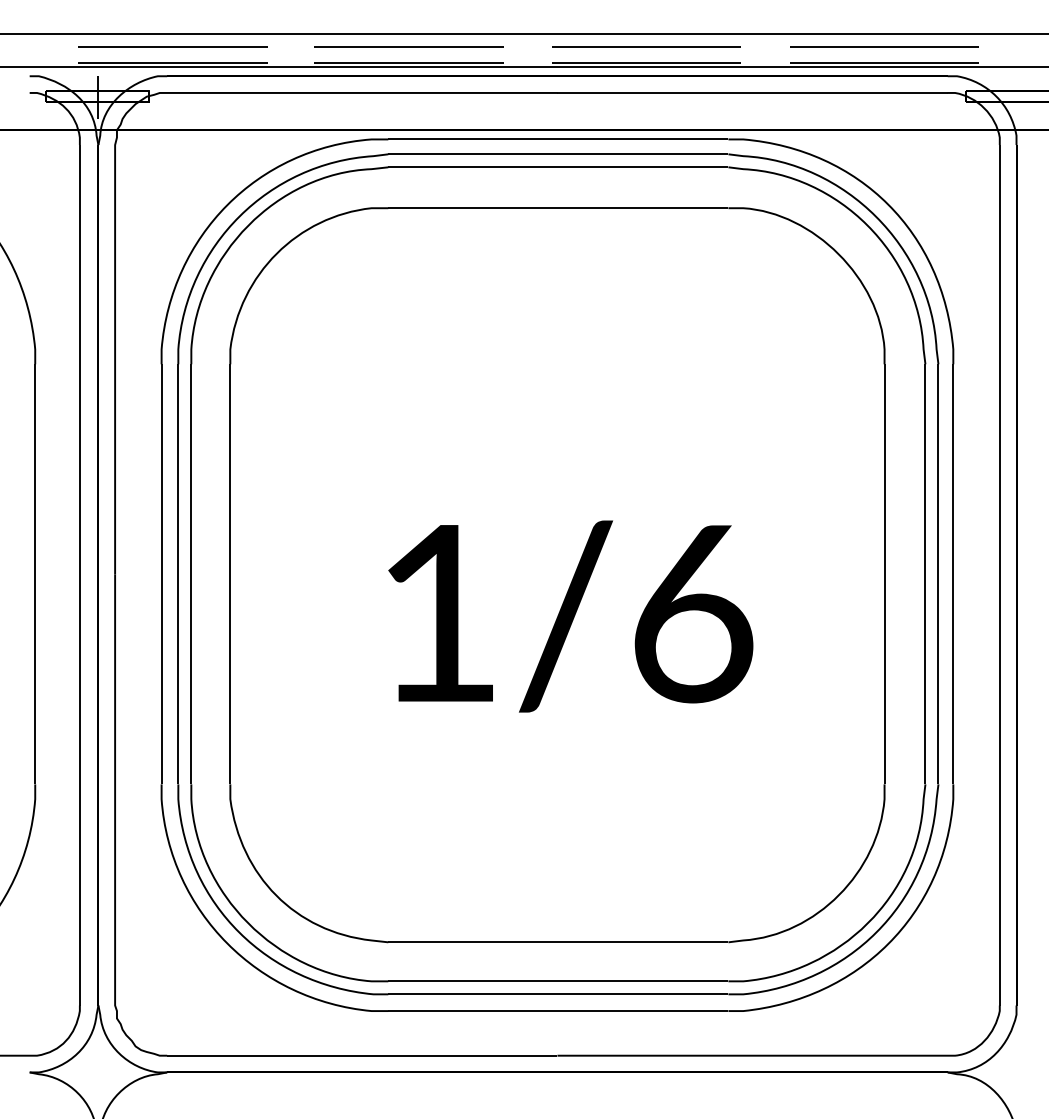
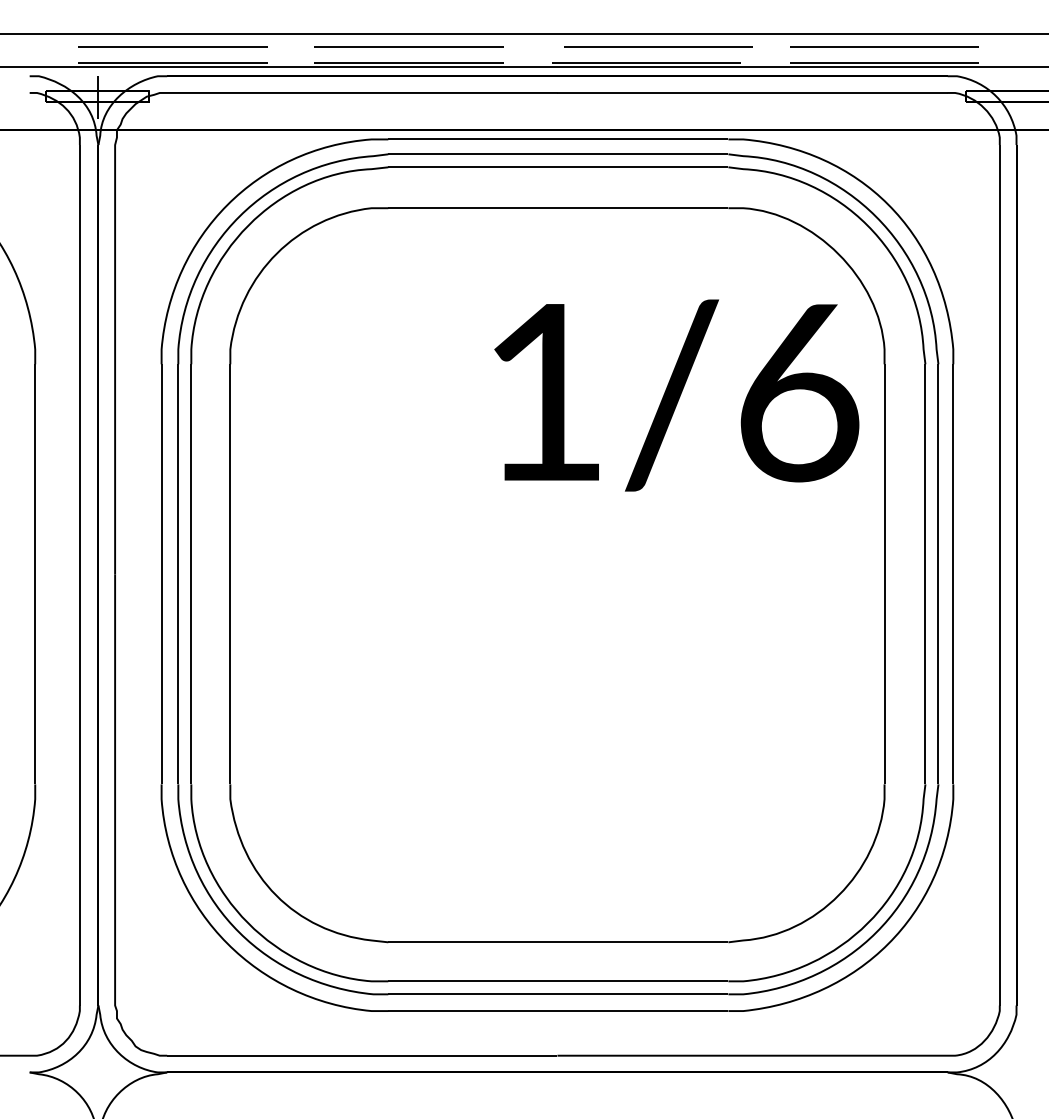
line position: (646, 46) -> (658, 46) (658, 46)
text position: (570, 616) -> (676, 395) (676, 395)
